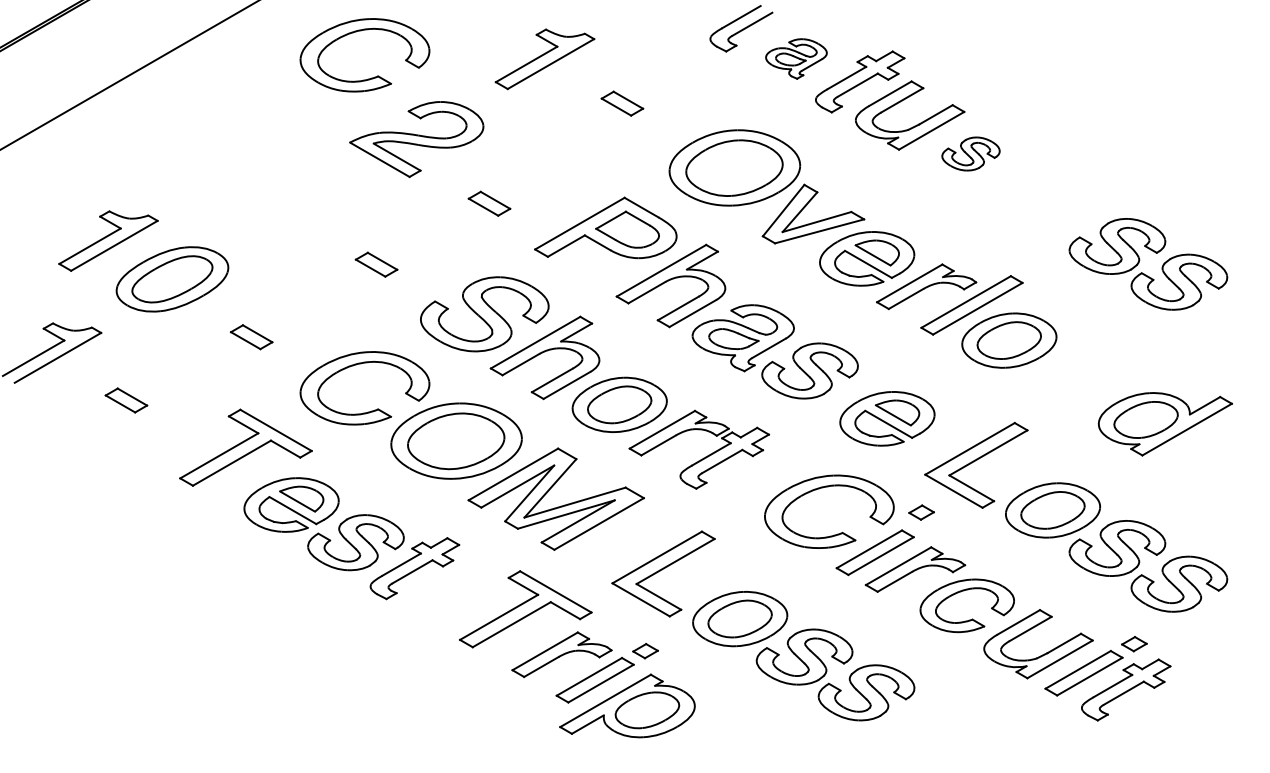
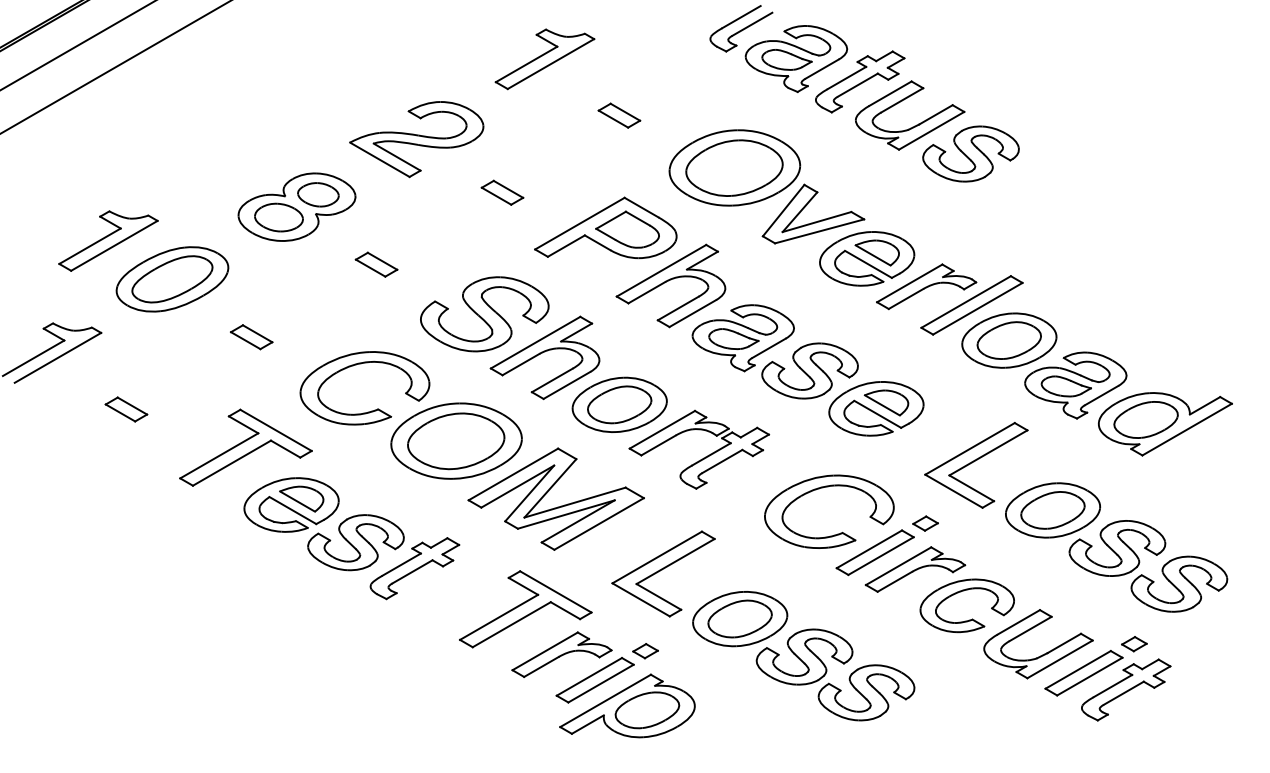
line: none -> present (77, 45)
part size: 63x42 px -> 105x68 px (796, 58)
line position: (129, 75) -> (115, 67) (115, 67)
part: present -> none (371, 77)
part position: (622, 103) -> (619, 115) (619, 115)
part size: 60x36 px -> 98x58 px (970, 153)
part position: (489, 203) -> (502, 192) (502, 192)
part: none -> present (296, 206)
part: present -> none (1140, 260)
part: none -> present (1075, 385)
part position: (126, 400) -> (126, 409) (126, 409)
part position: (887, 418) -> (876, 408) (876, 408)
part position: (921, 512) -> (925, 523) (925, 523)
